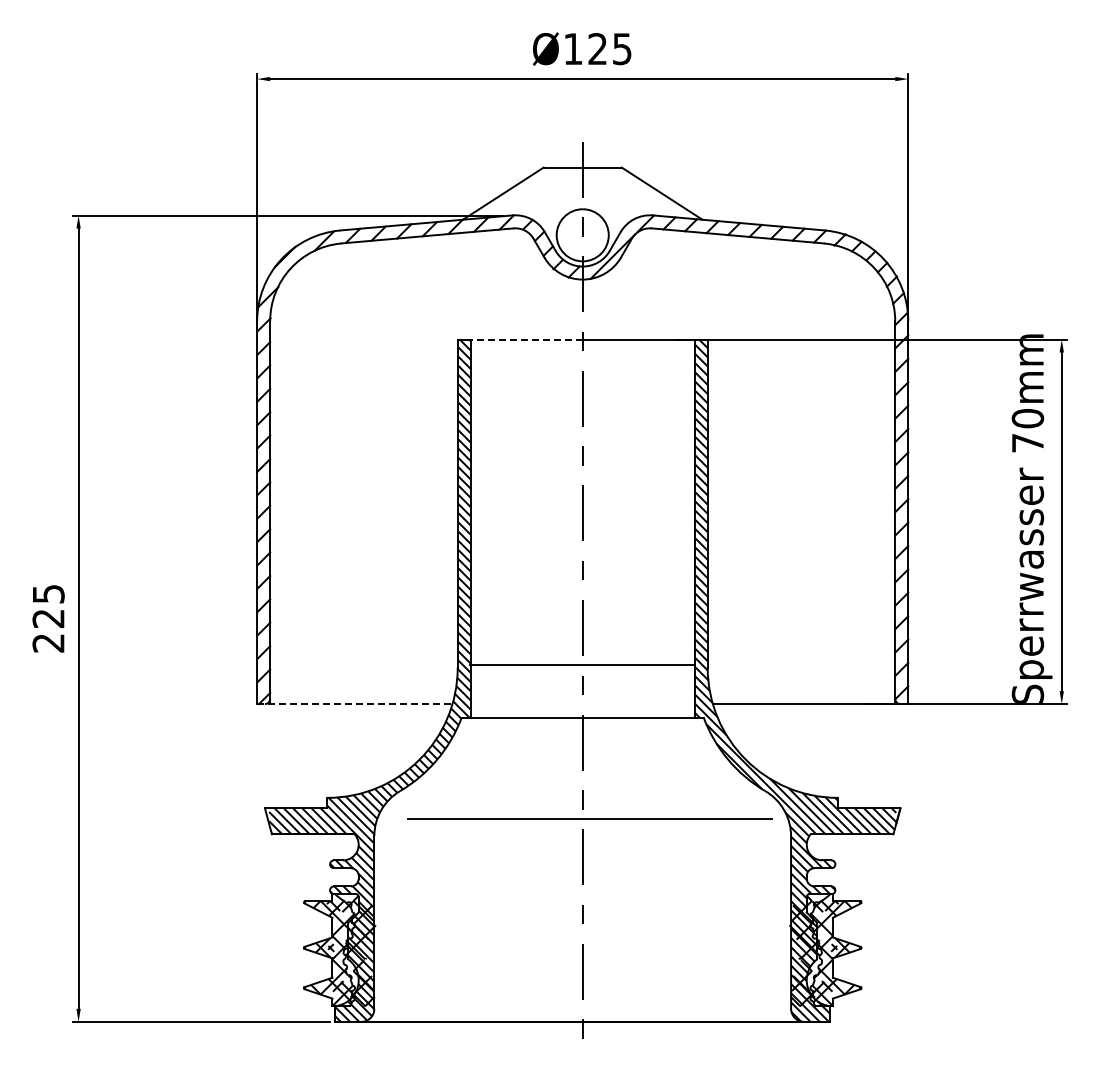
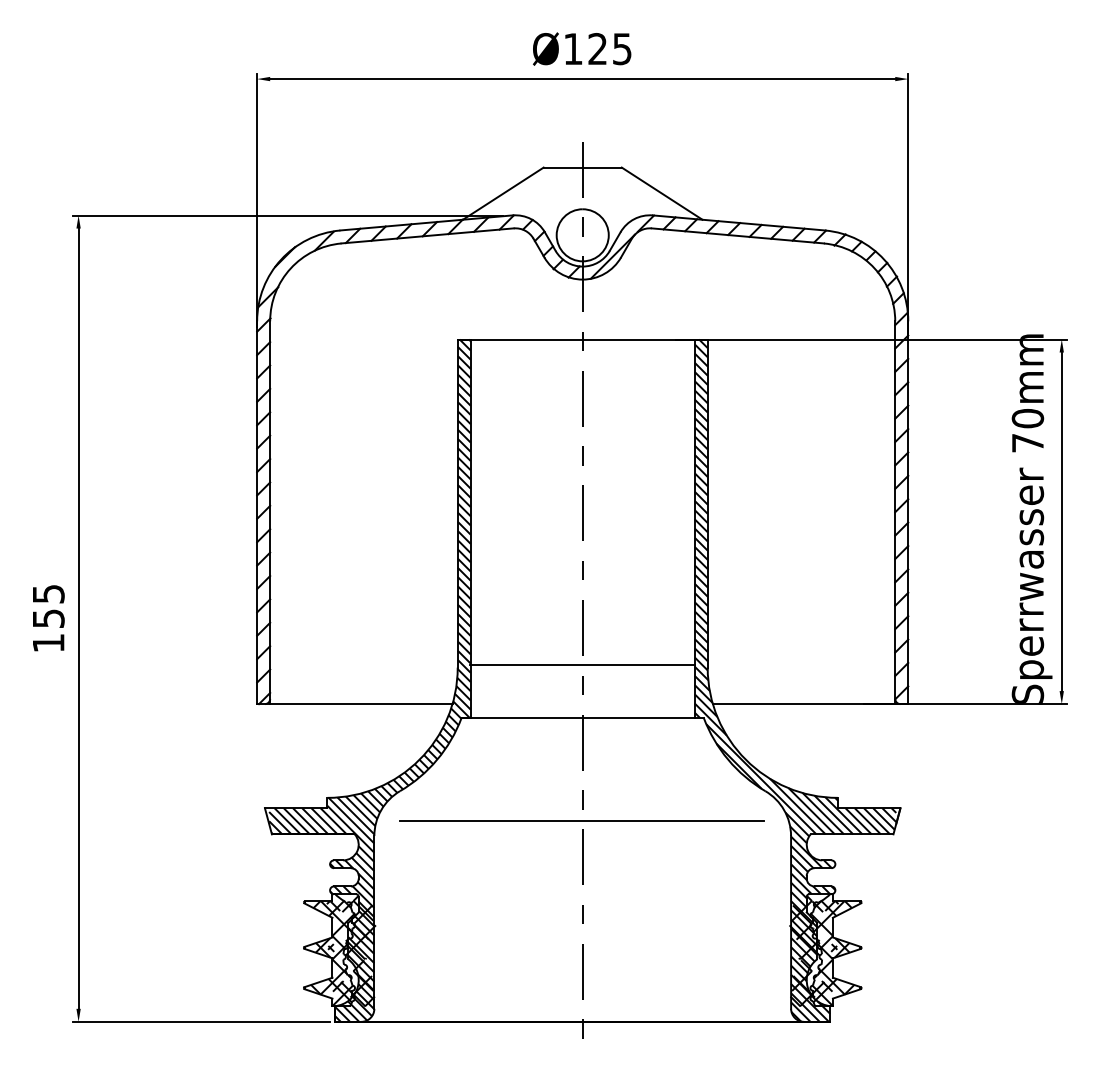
line: dashed -> solid (520, 339)
text: 225 -> 155 (48, 630)
line: dashed -> solid (354, 704)
line position: (589, 818) -> (581, 820) (581, 820)
